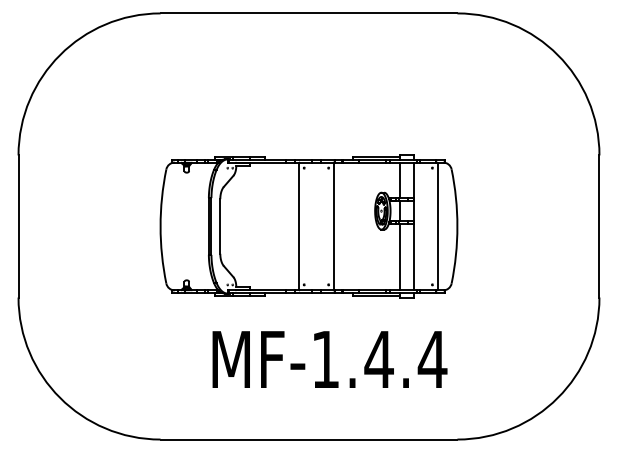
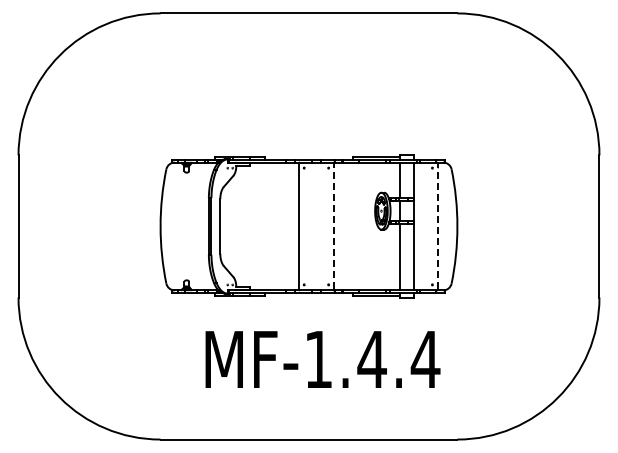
line: solid -> dashed (334, 225)
line: solid -> dashed (438, 225)
text position: (329, 359) -> (322, 359) (322, 359)
